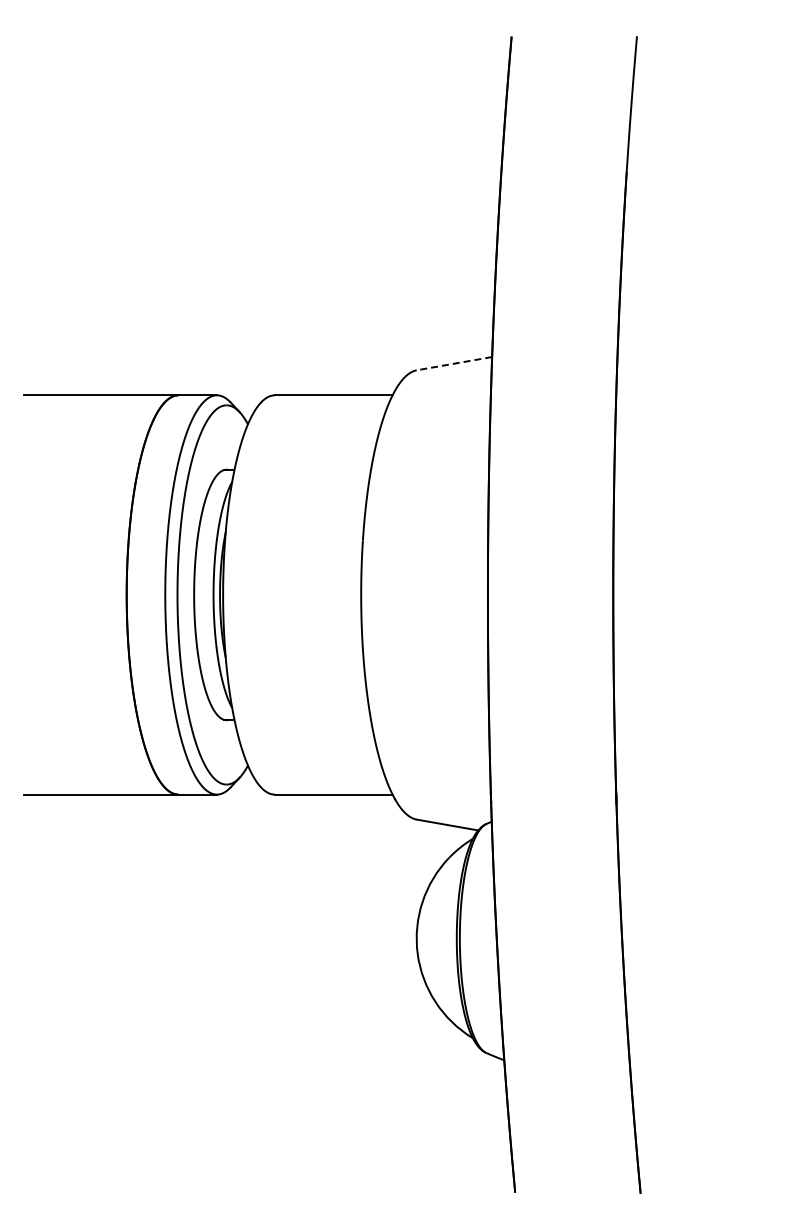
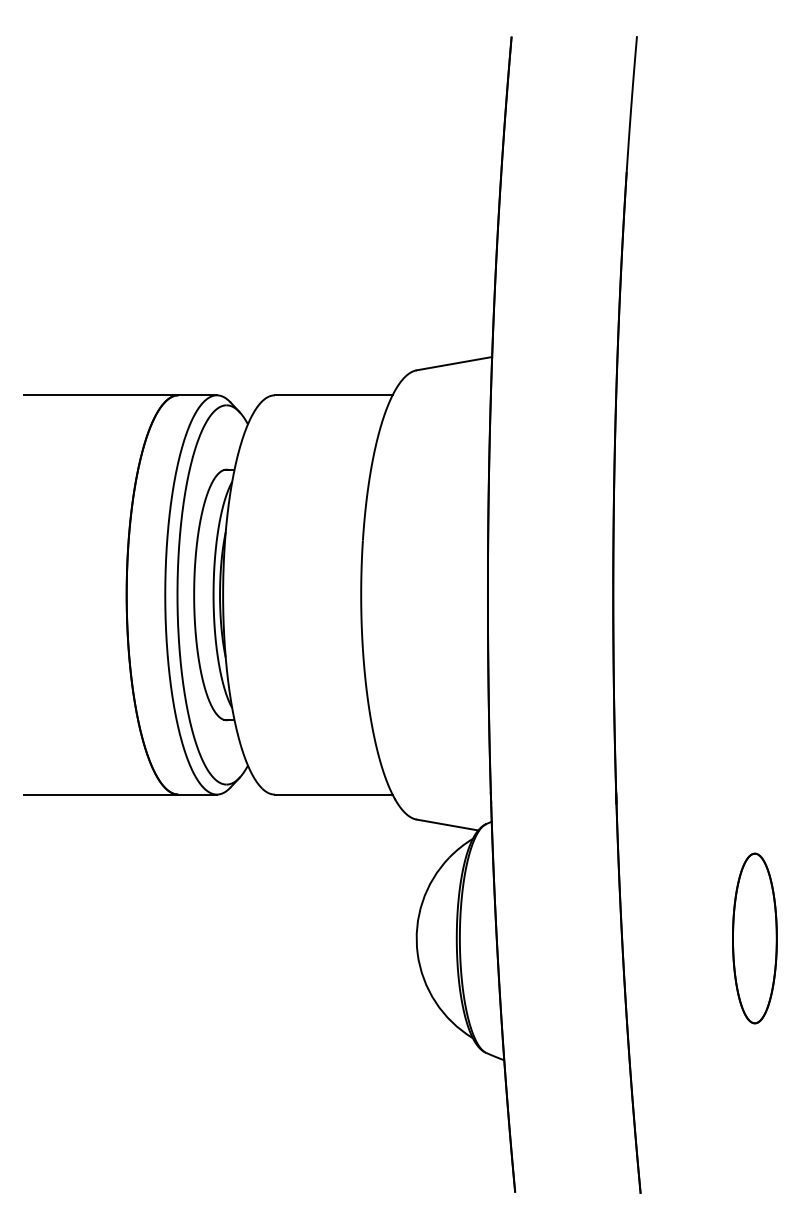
line: dashed -> solid (453, 363)
part: none -> present (754, 938)
